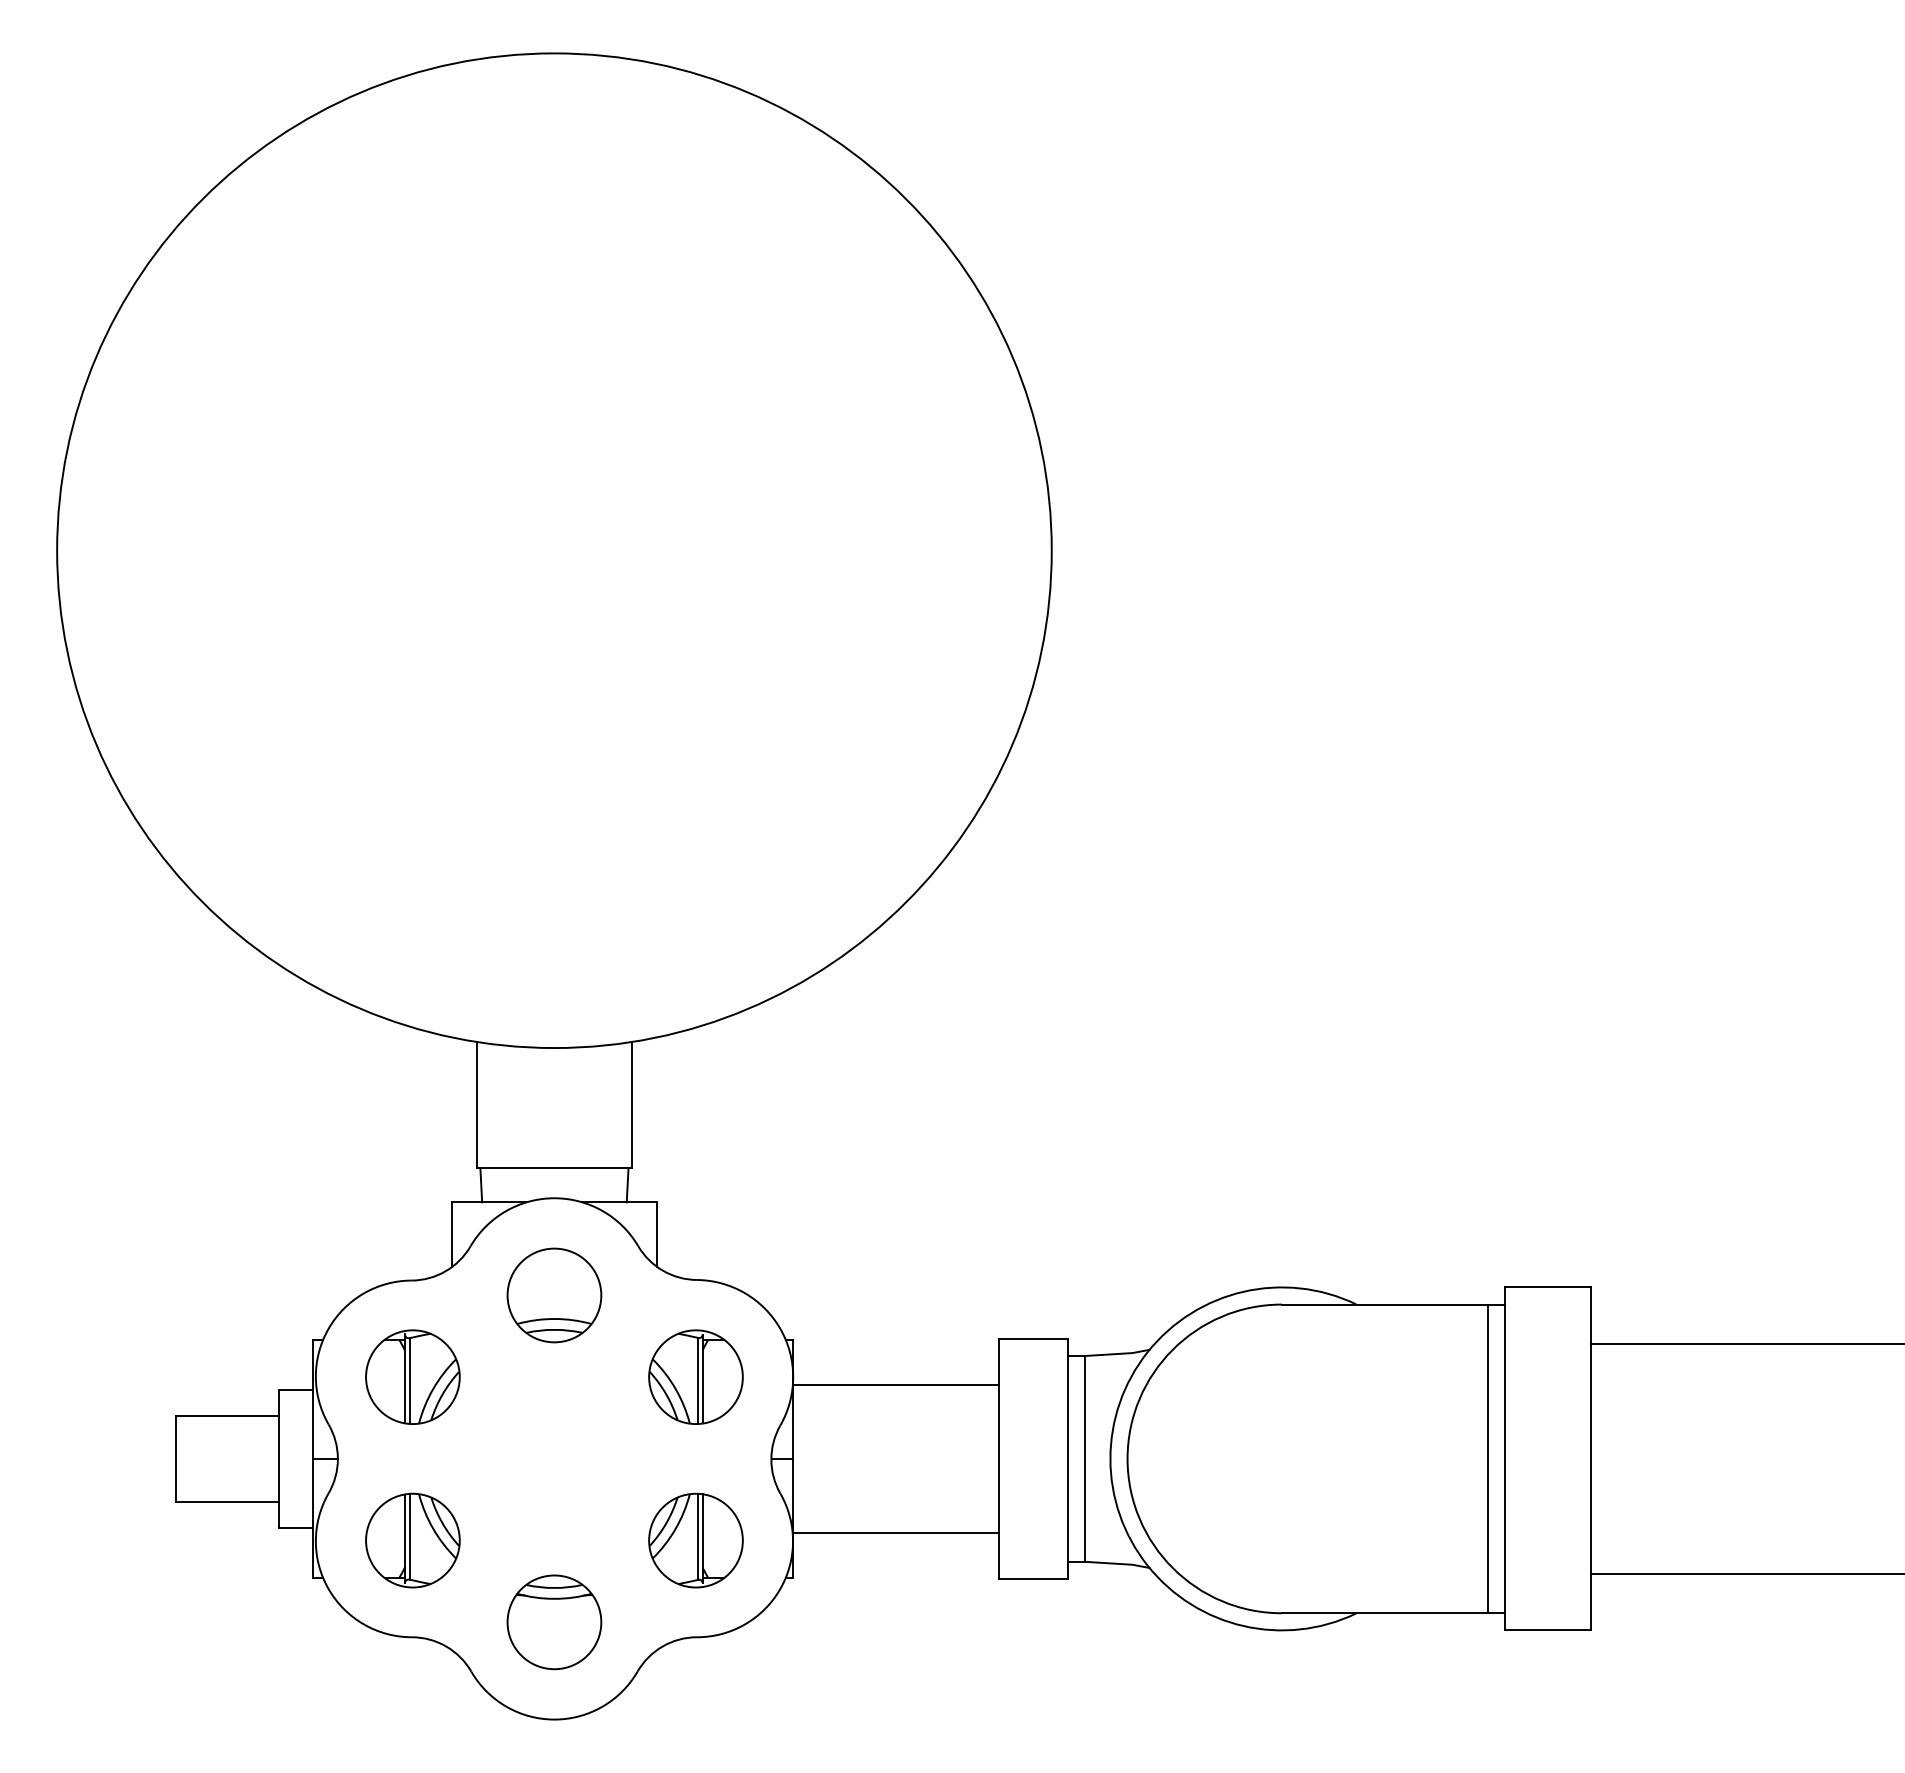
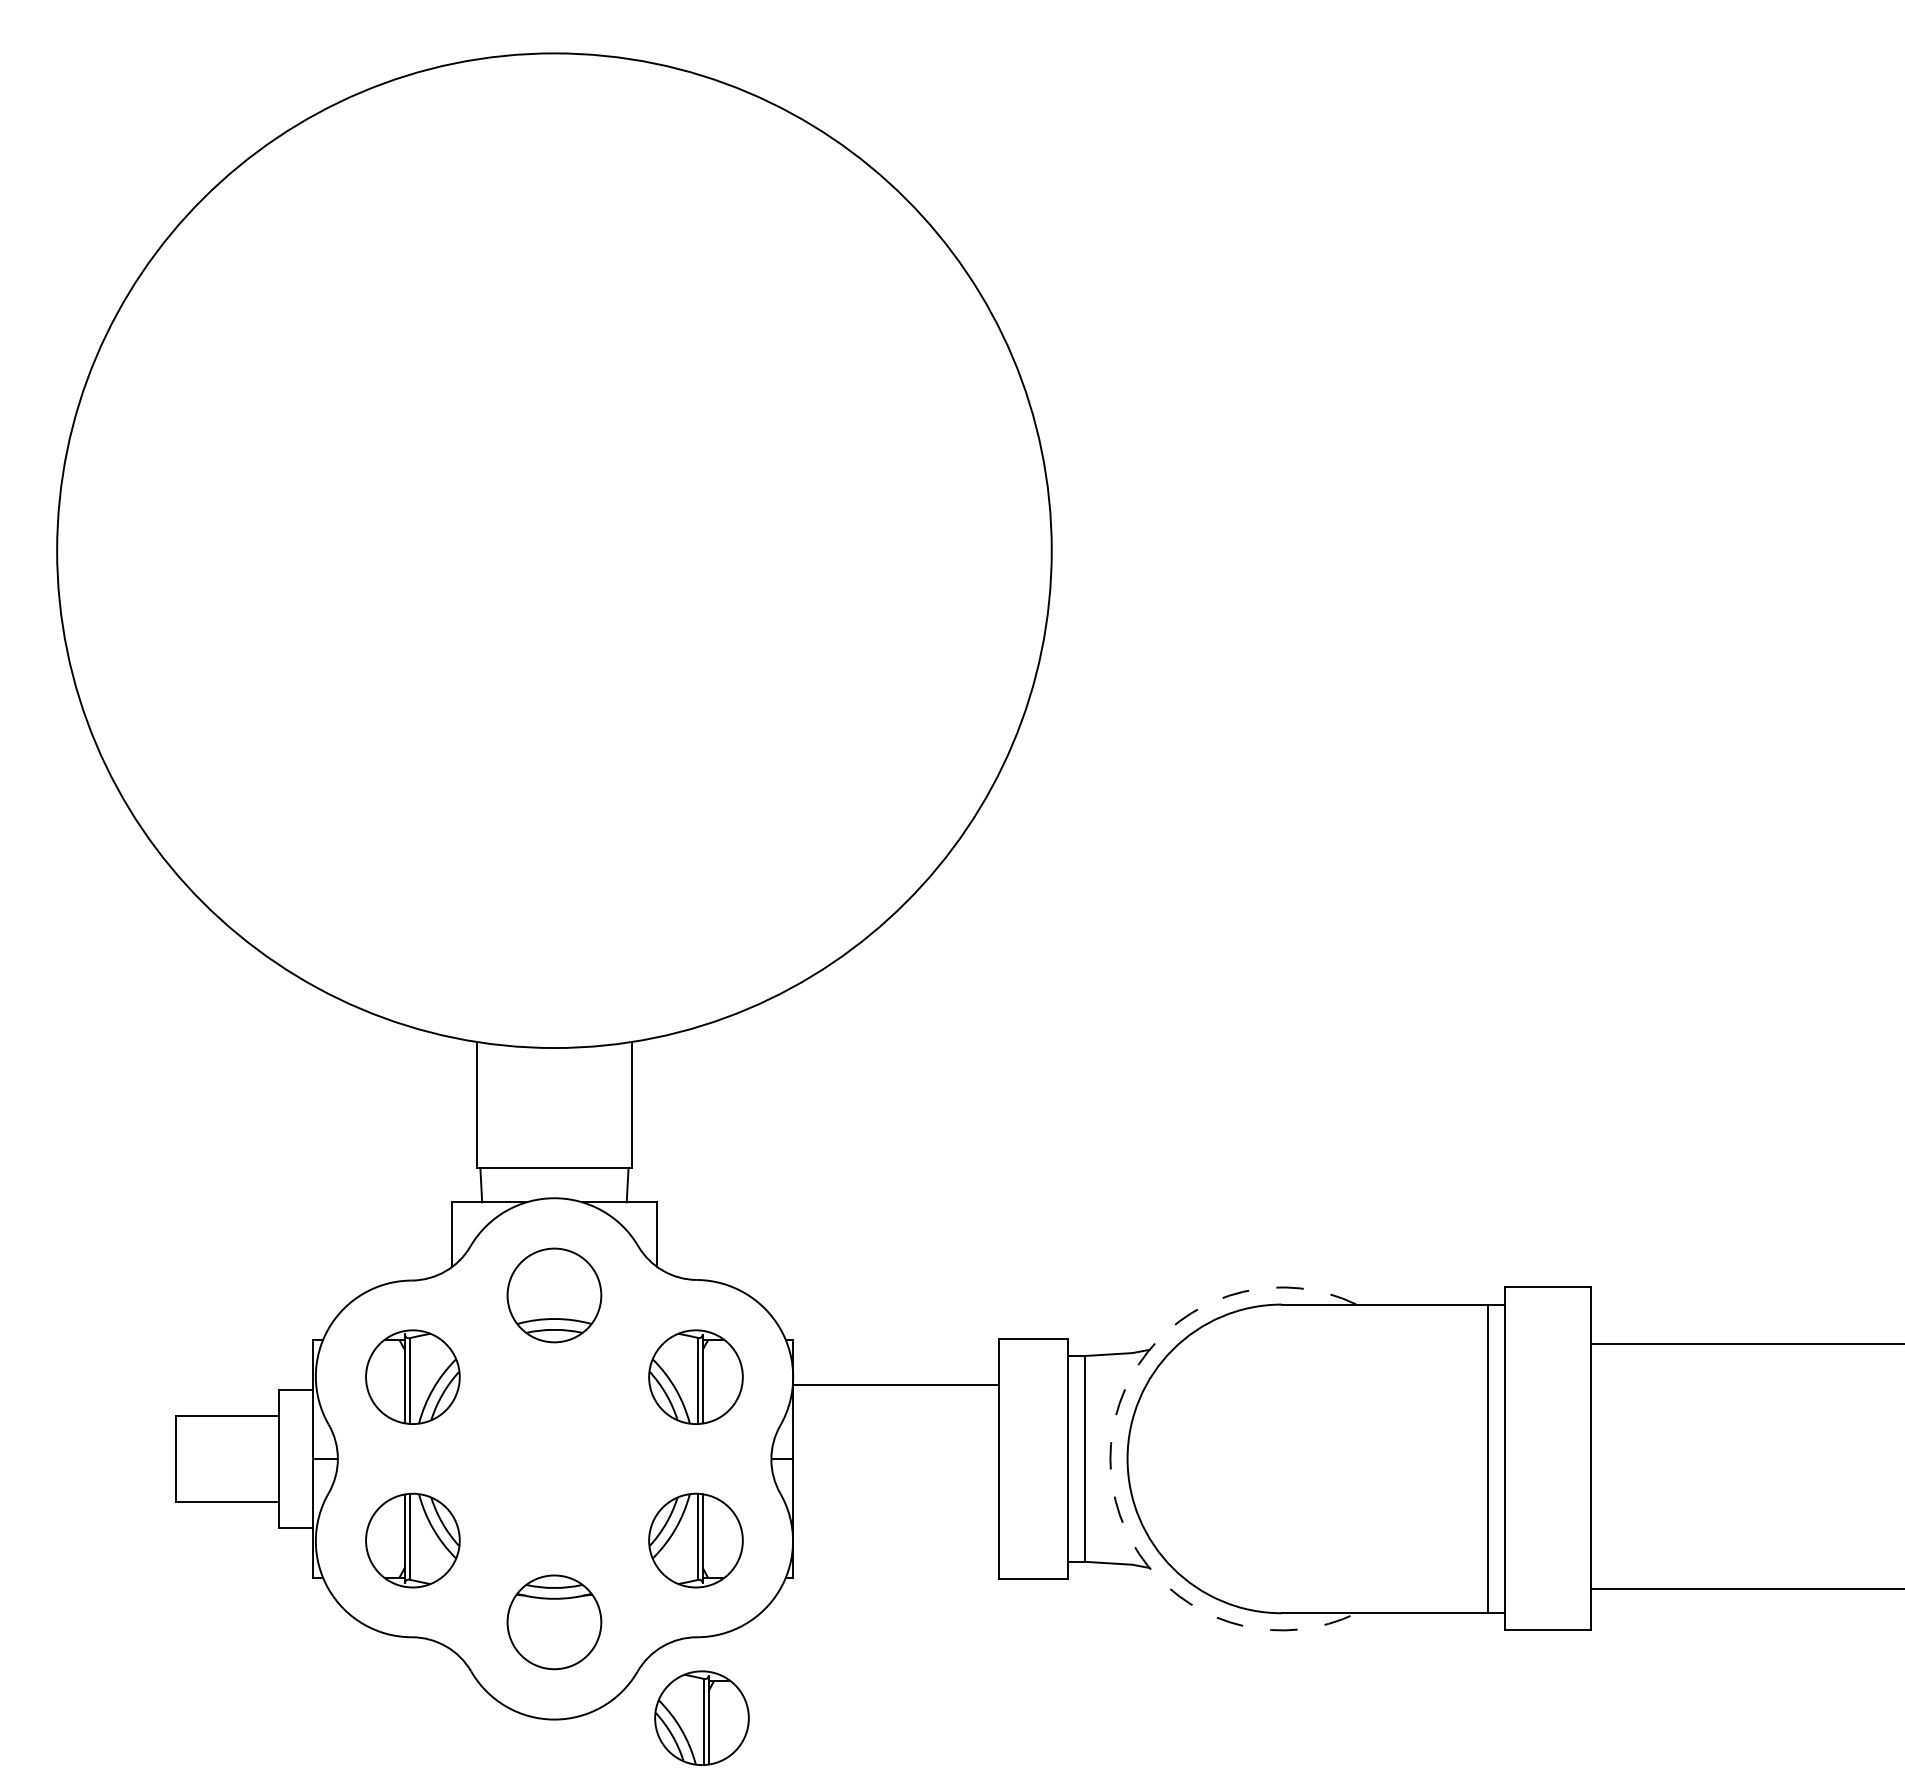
arc: solid -> dashed (1110, 1458)
line: present -> none (895, 1533)
line position: (1745, 1574) -> (1745, 1589) (1745, 1589)
part: none -> present (701, 1717)
